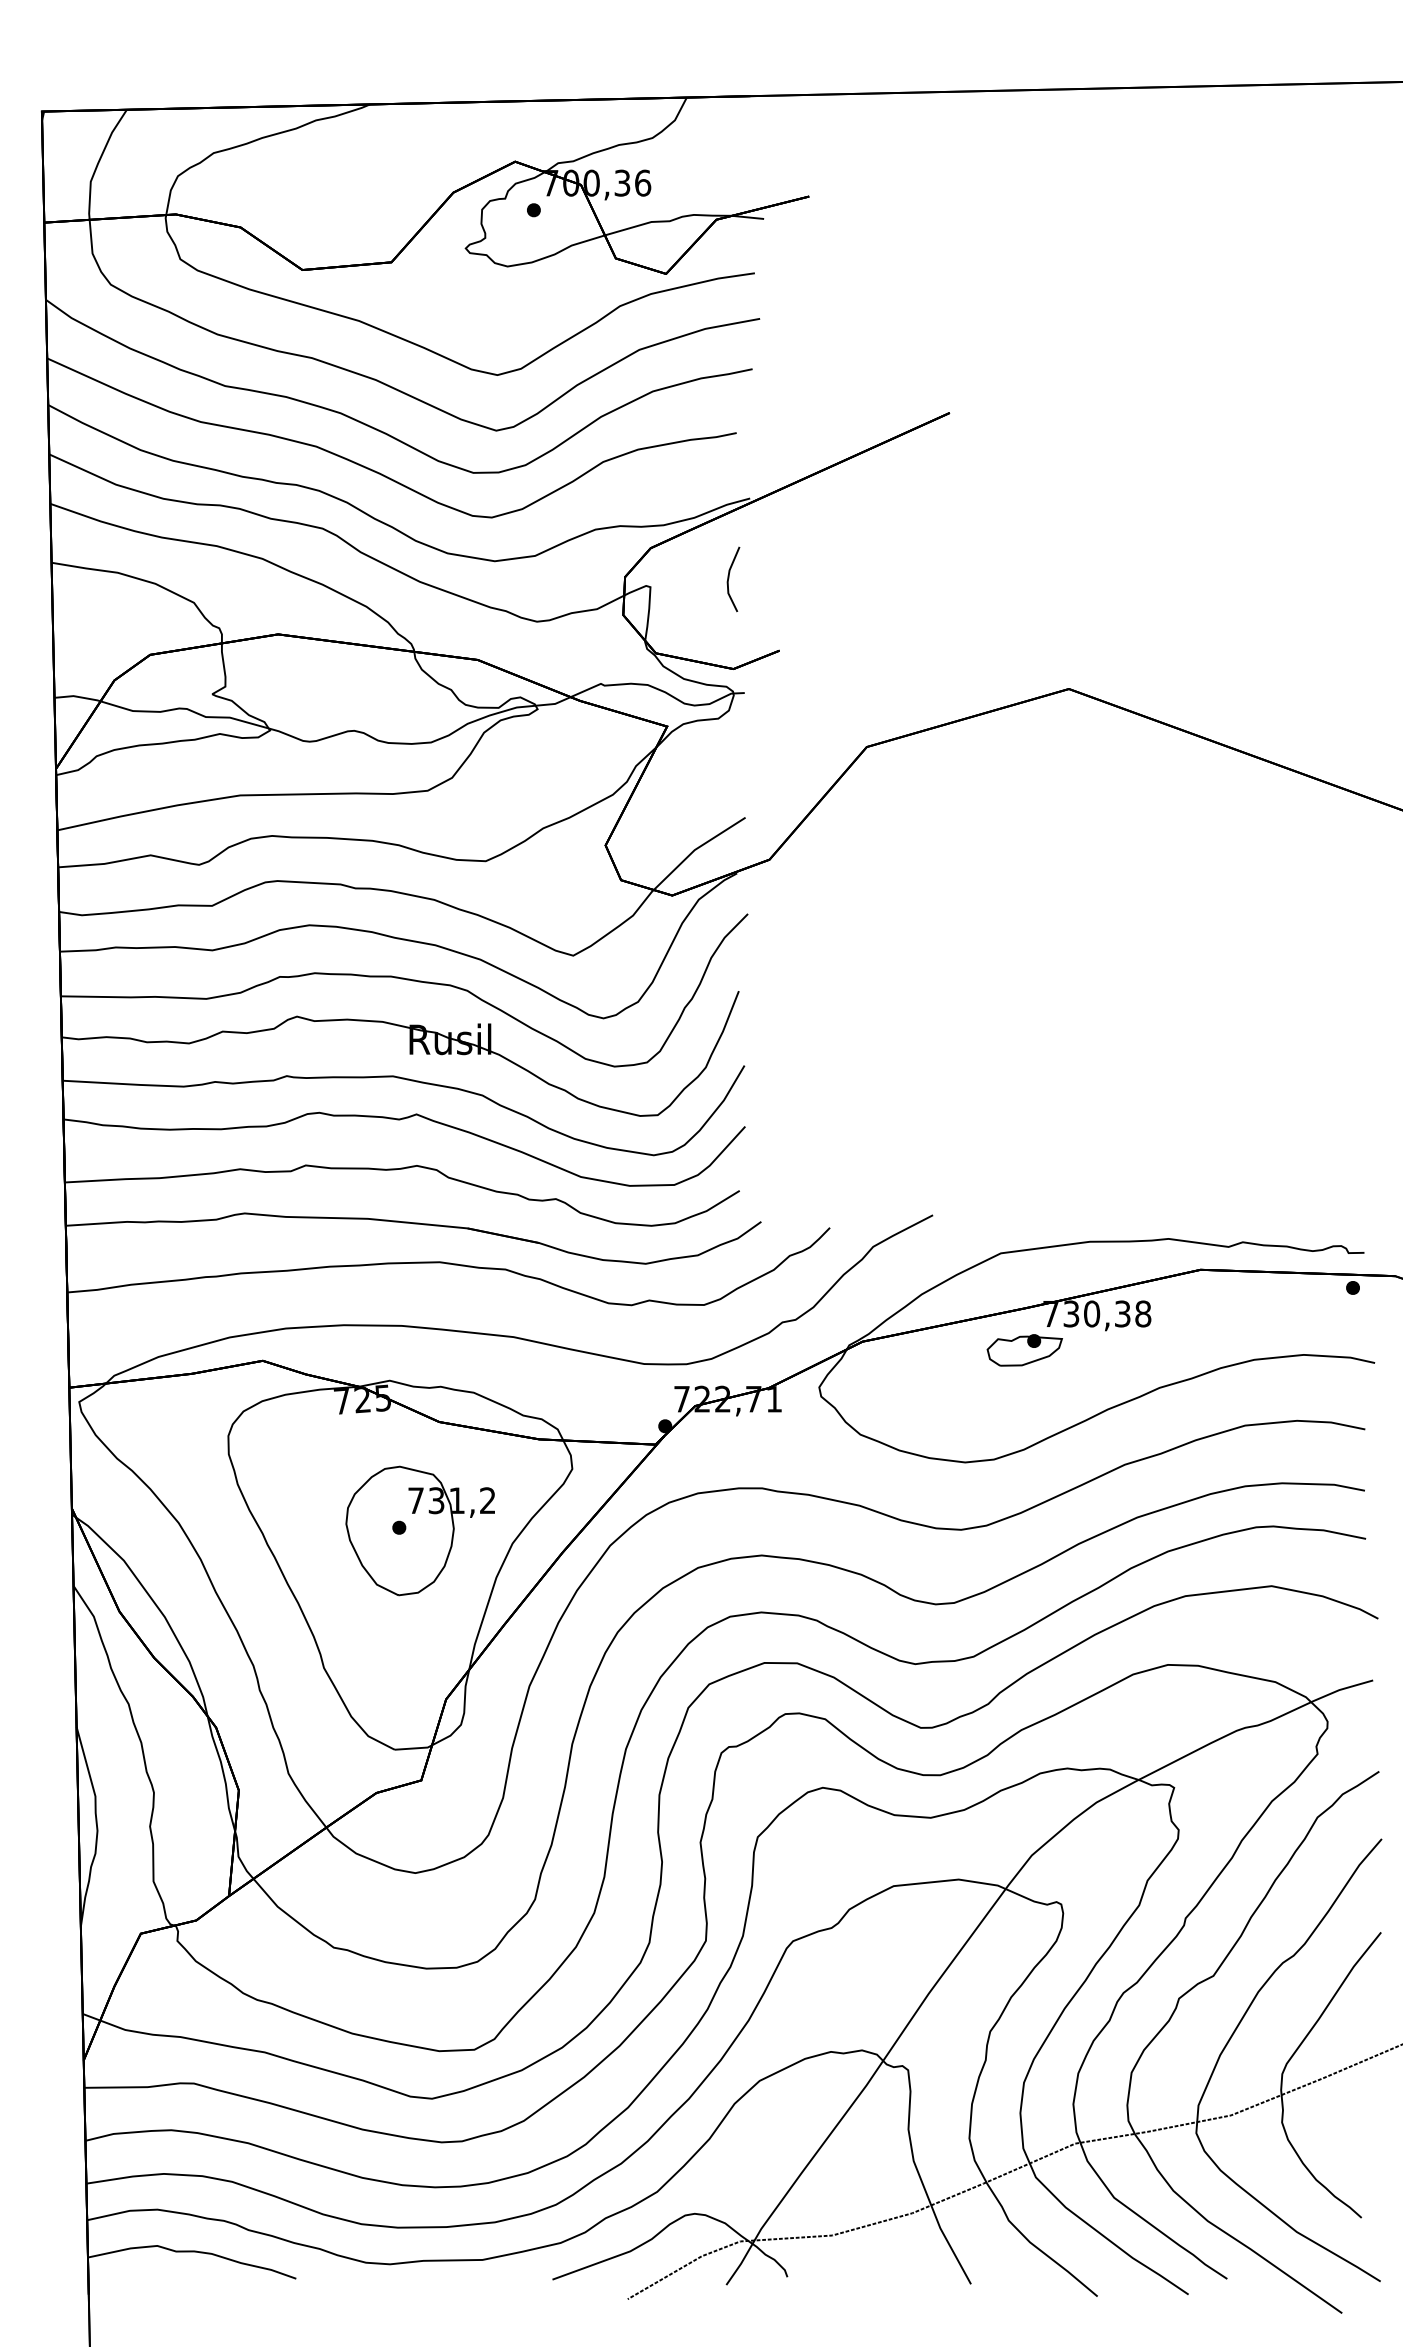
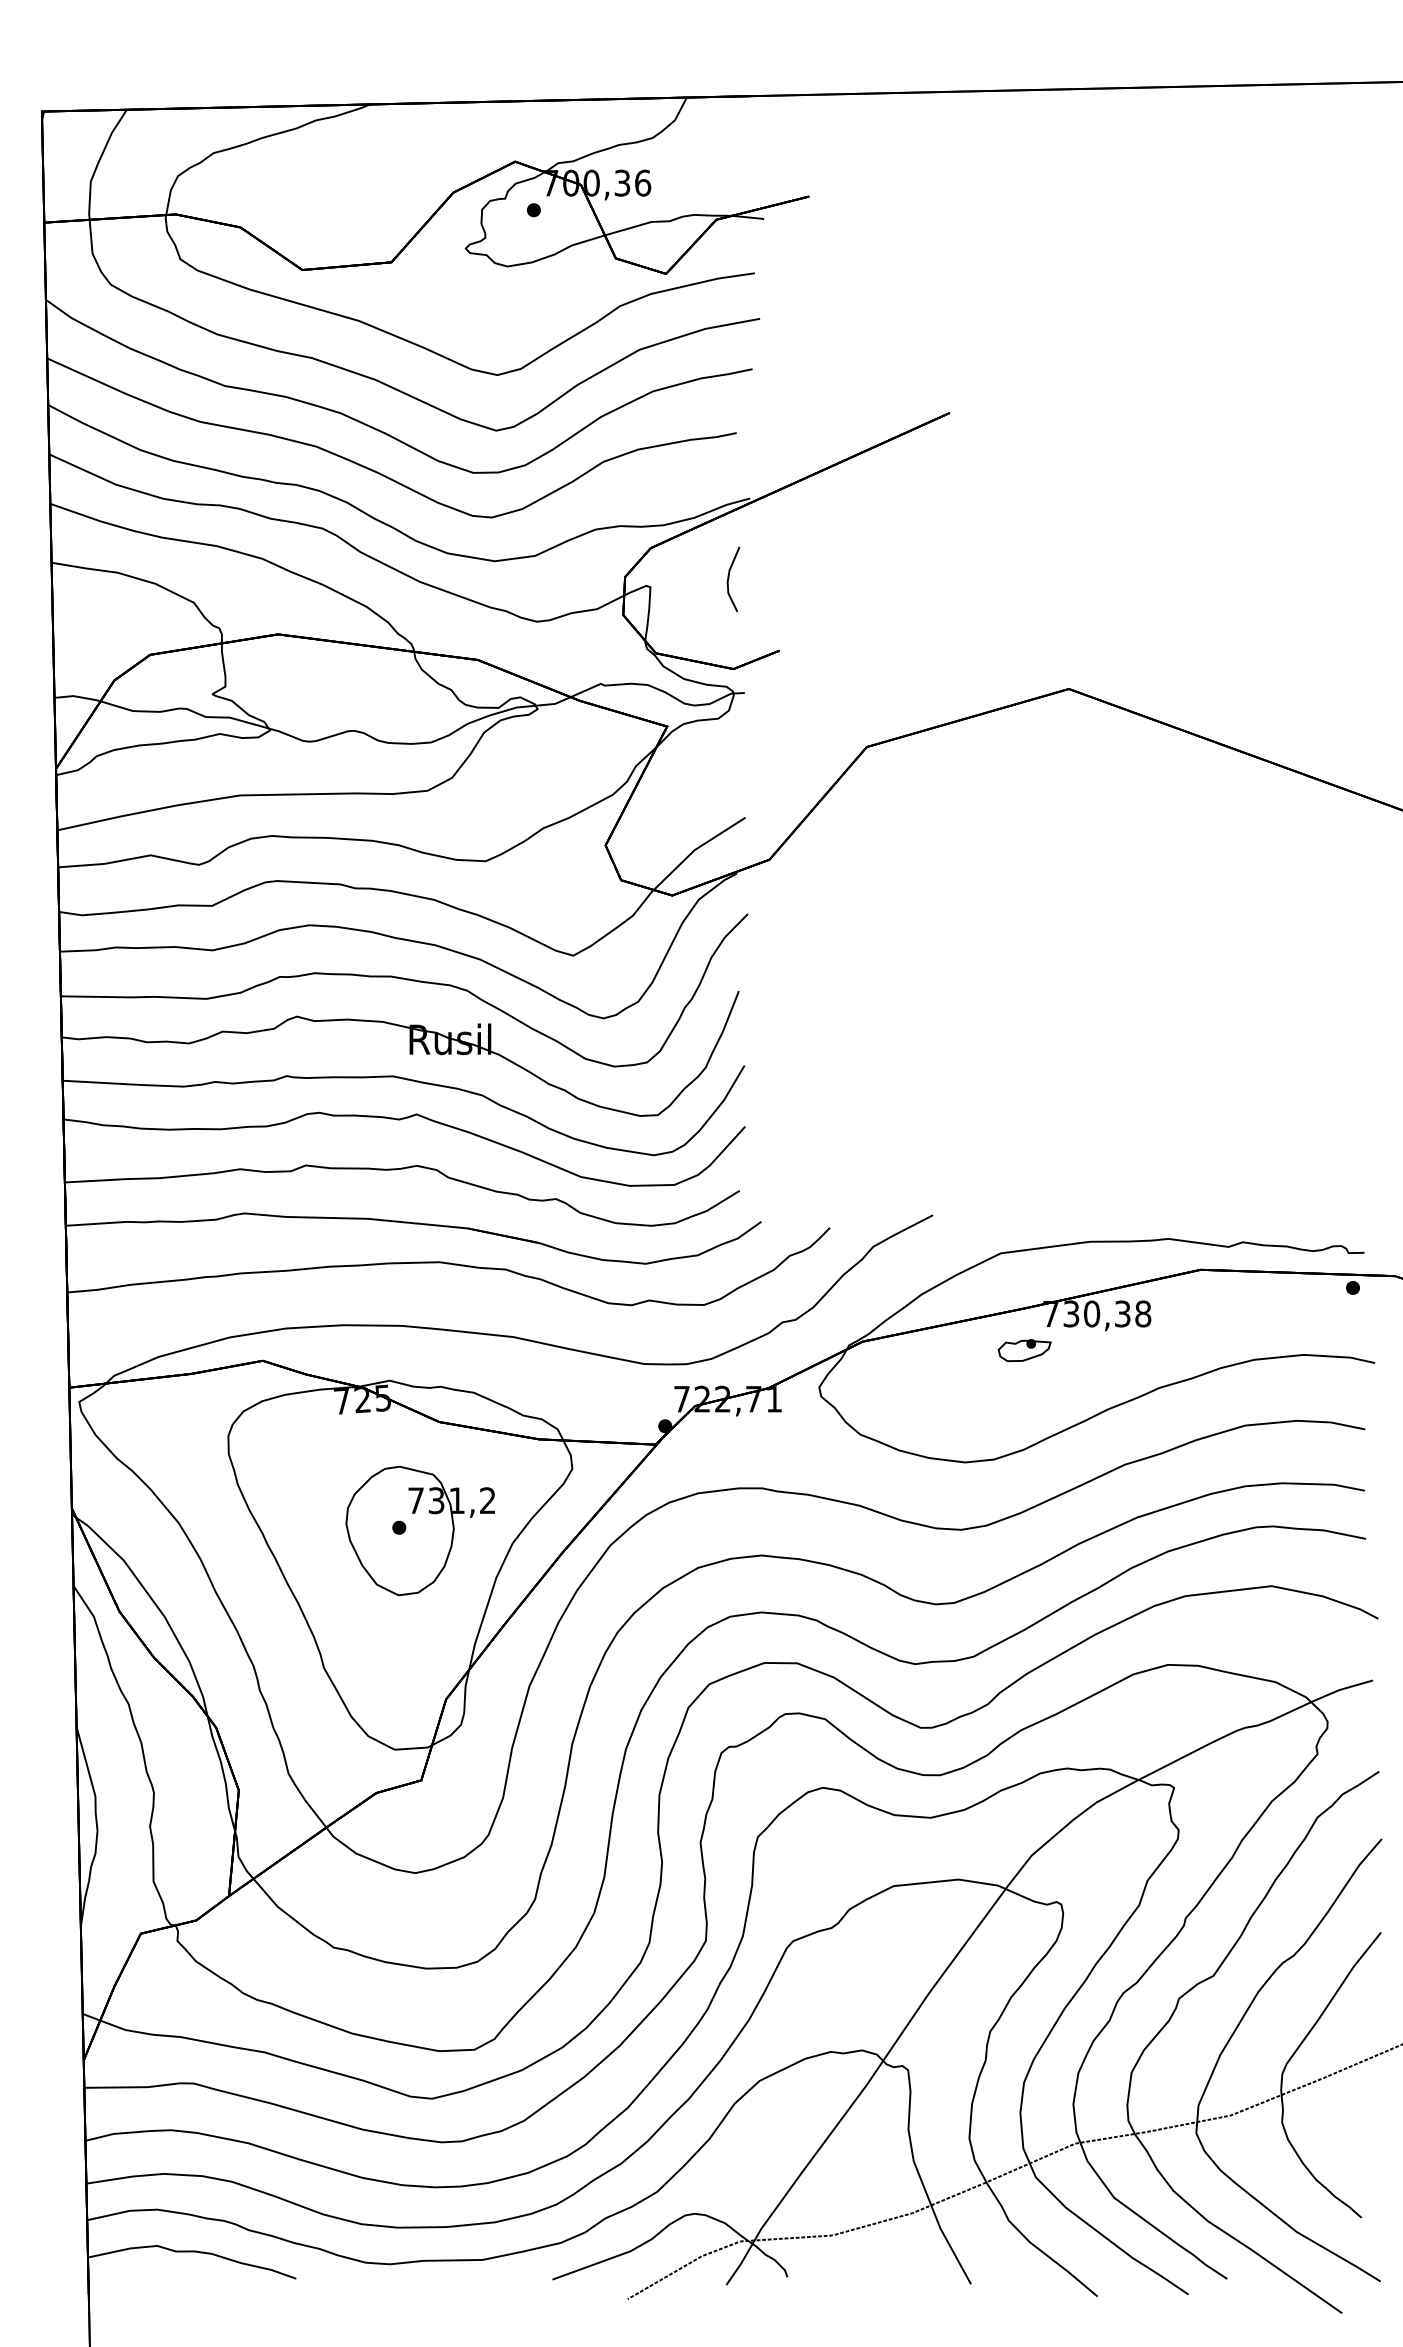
part size: 77x33 px -> 55x24 px (1024, 1350)
